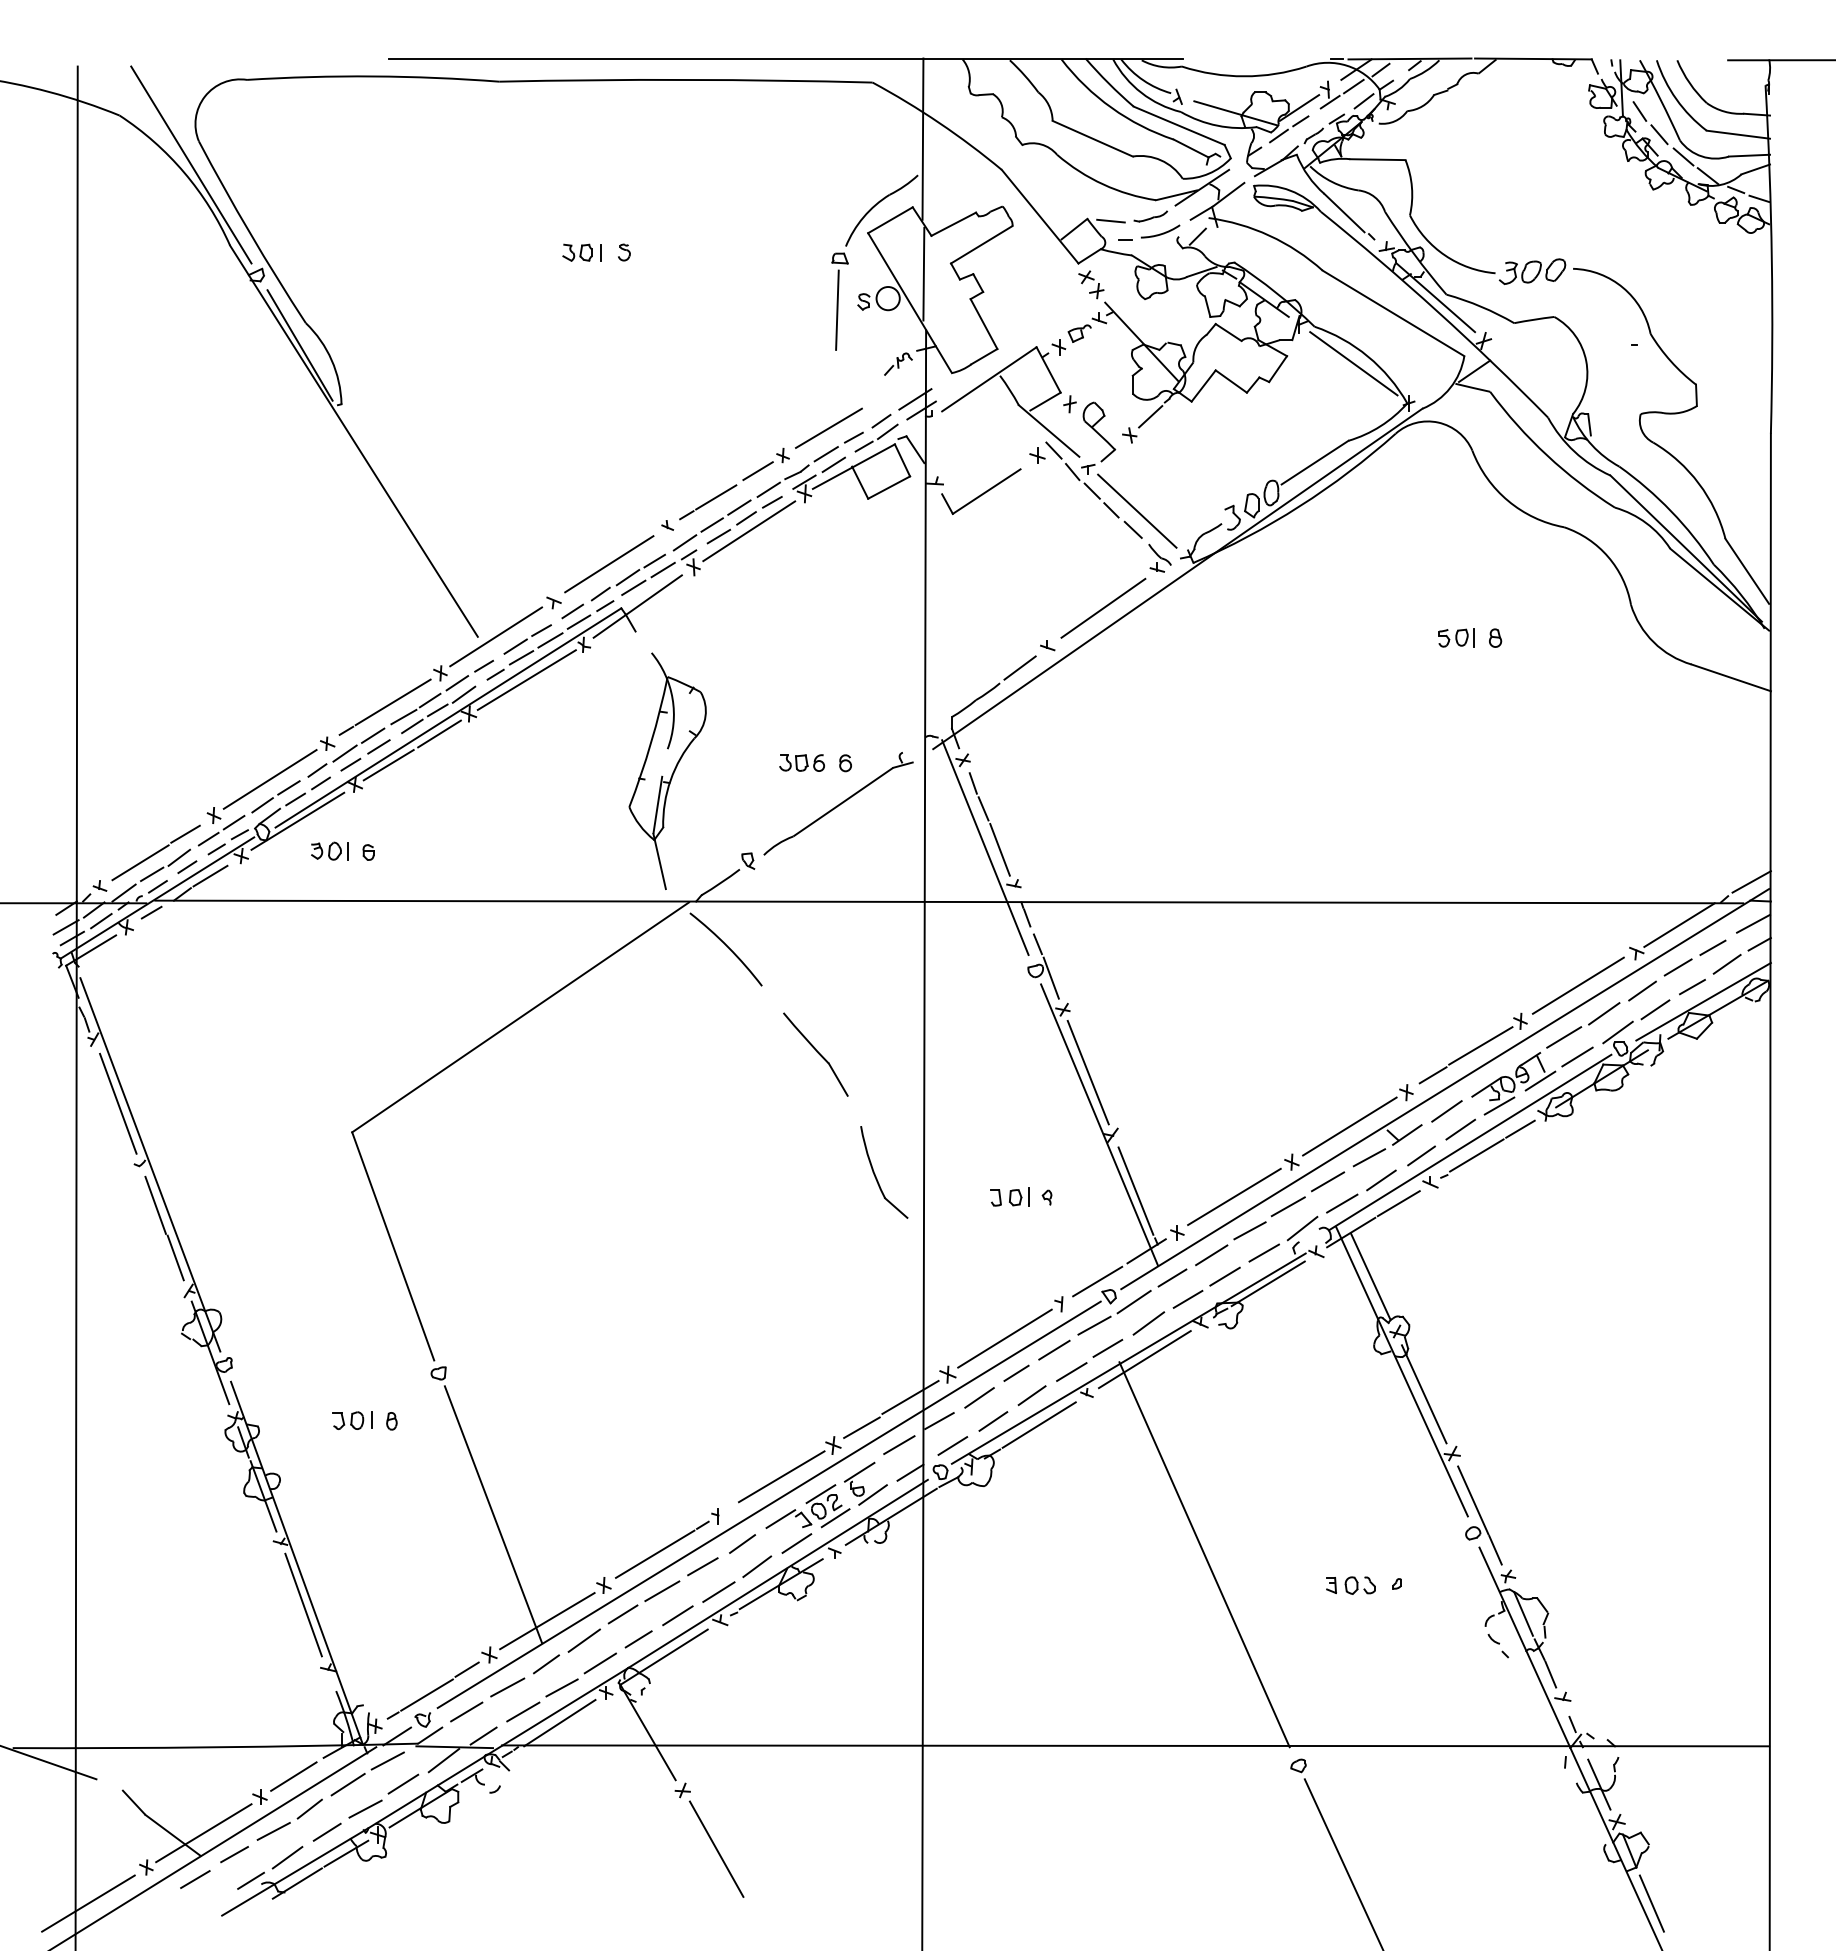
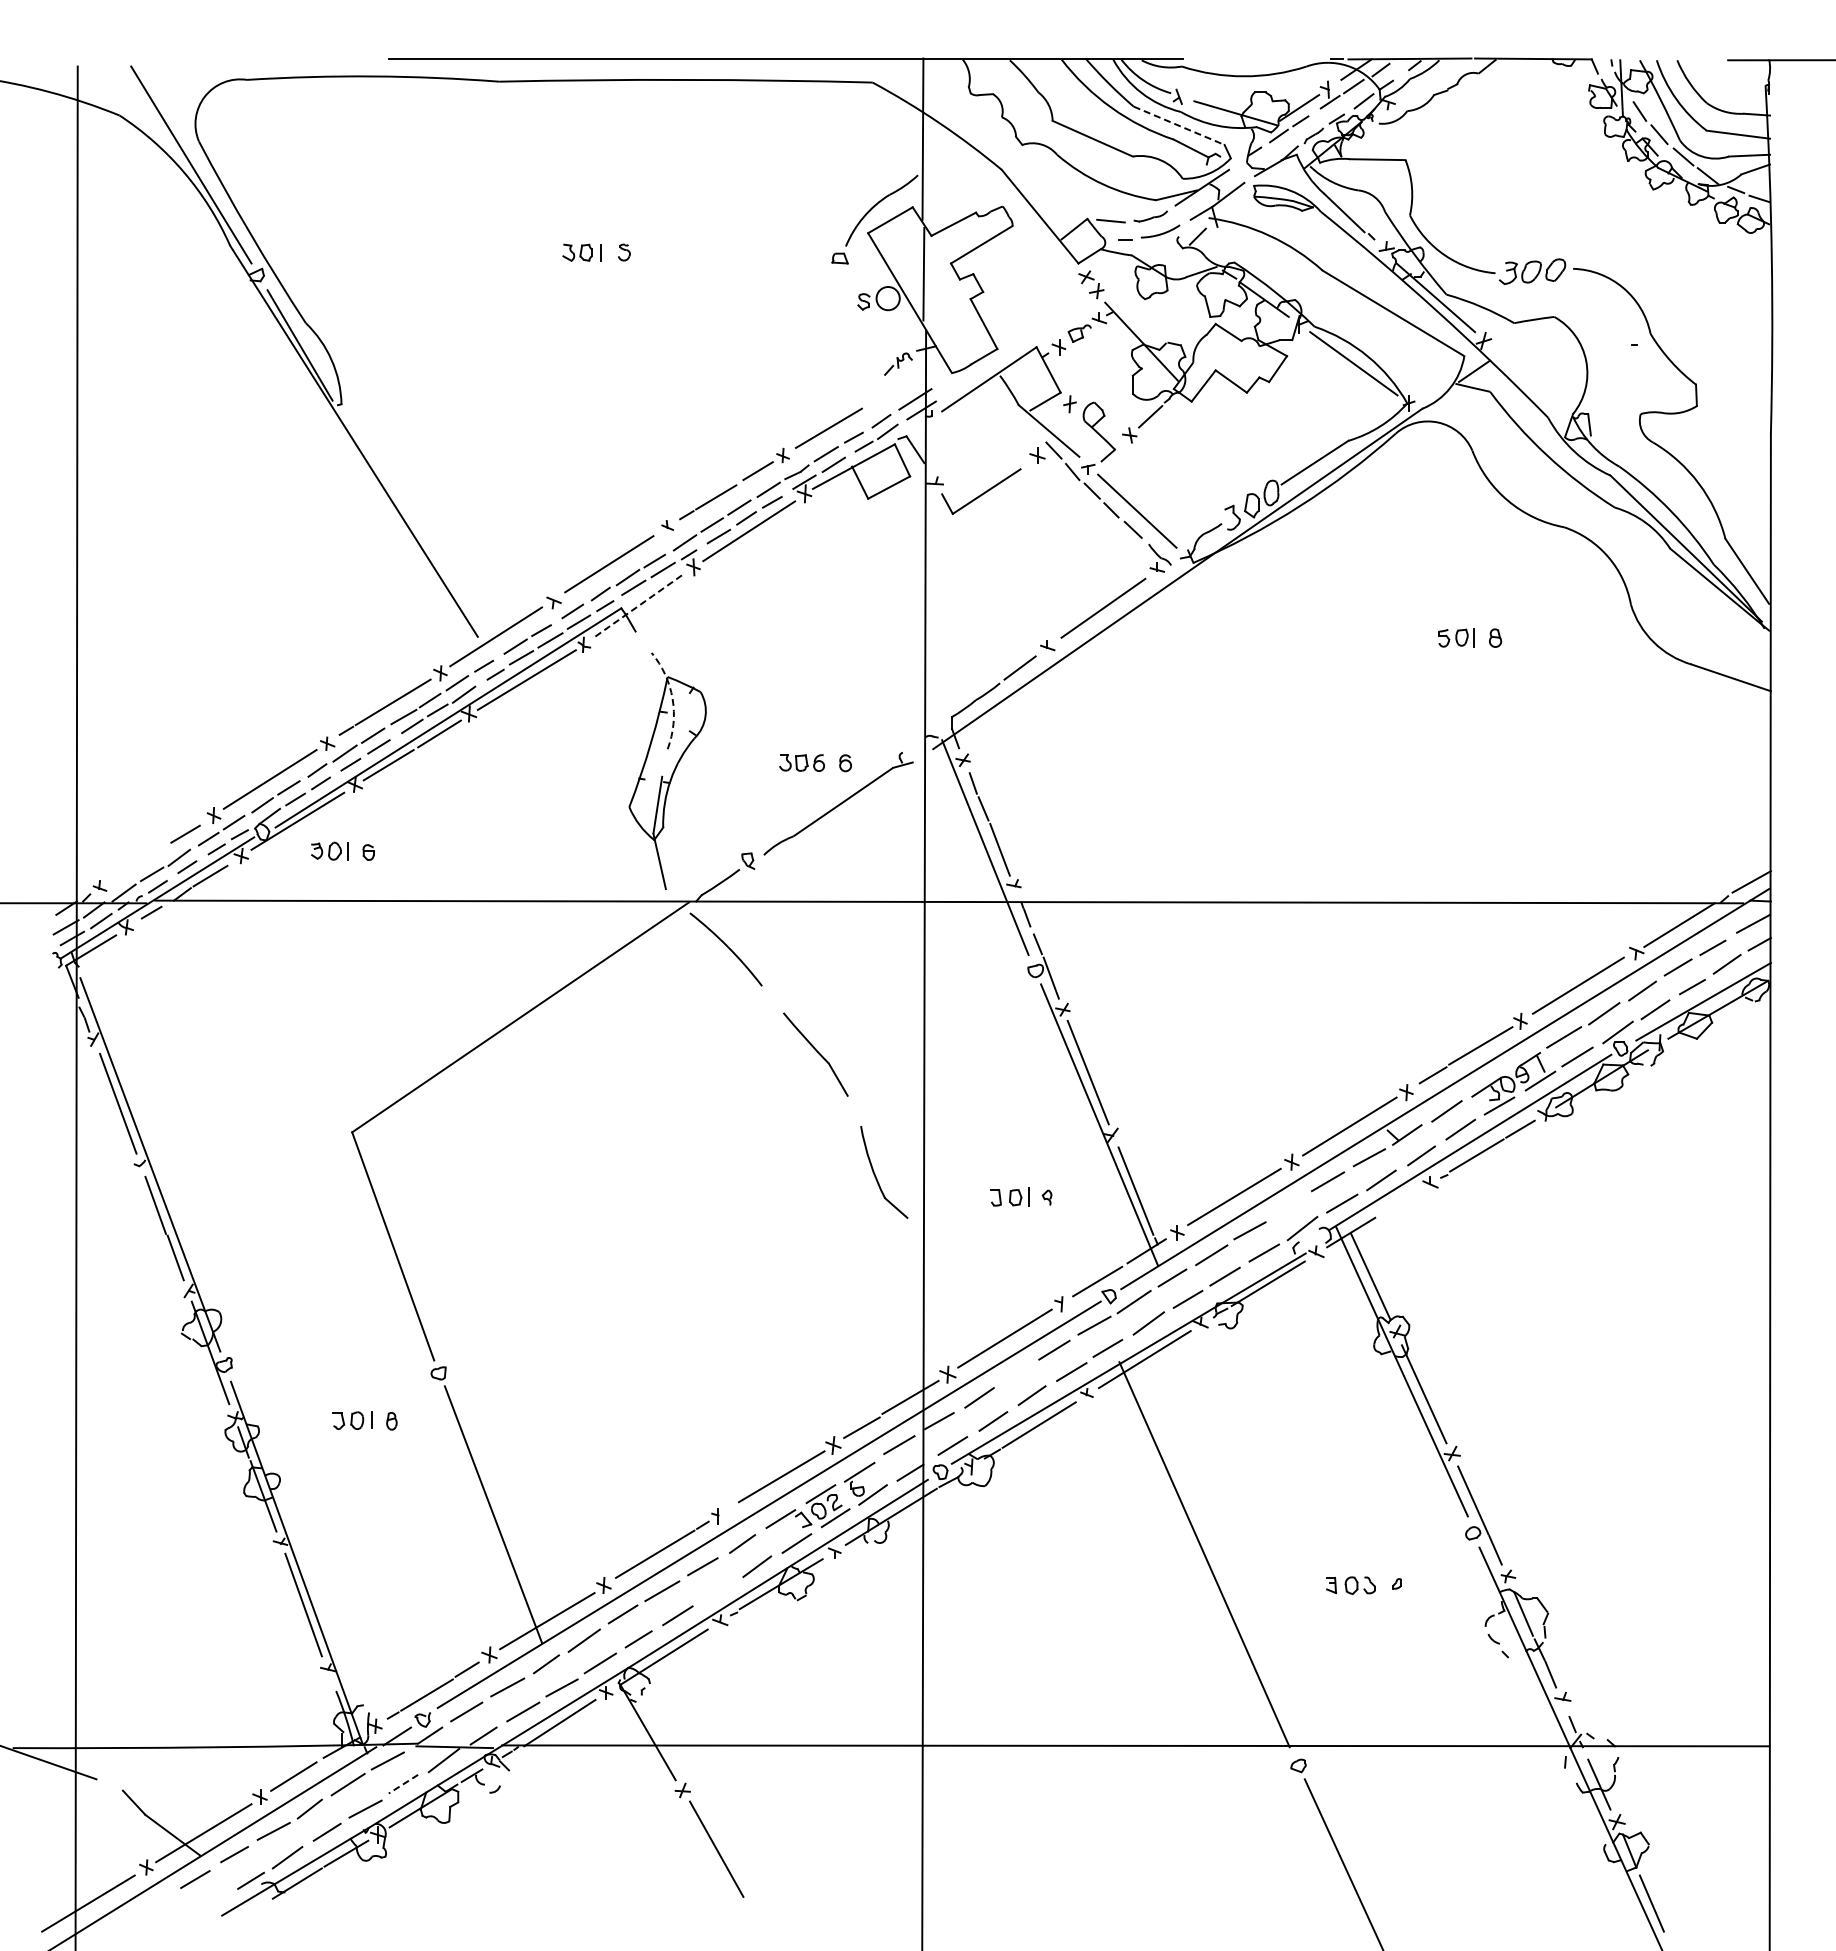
line: solid -> dashed (1179, 126)
line: present -> none (837, 309)
line: solid -> dashed (637, 606)
arc: solid -> dashed (672, 698)
line: present -> none (140, 862)
line: present -> none (1398, 1203)
line: present -> none (1287, 1206)
line: present -> none (1016, 1372)
line: present -> none (718, 1591)
line: solid -> dashed (403, 1784)
